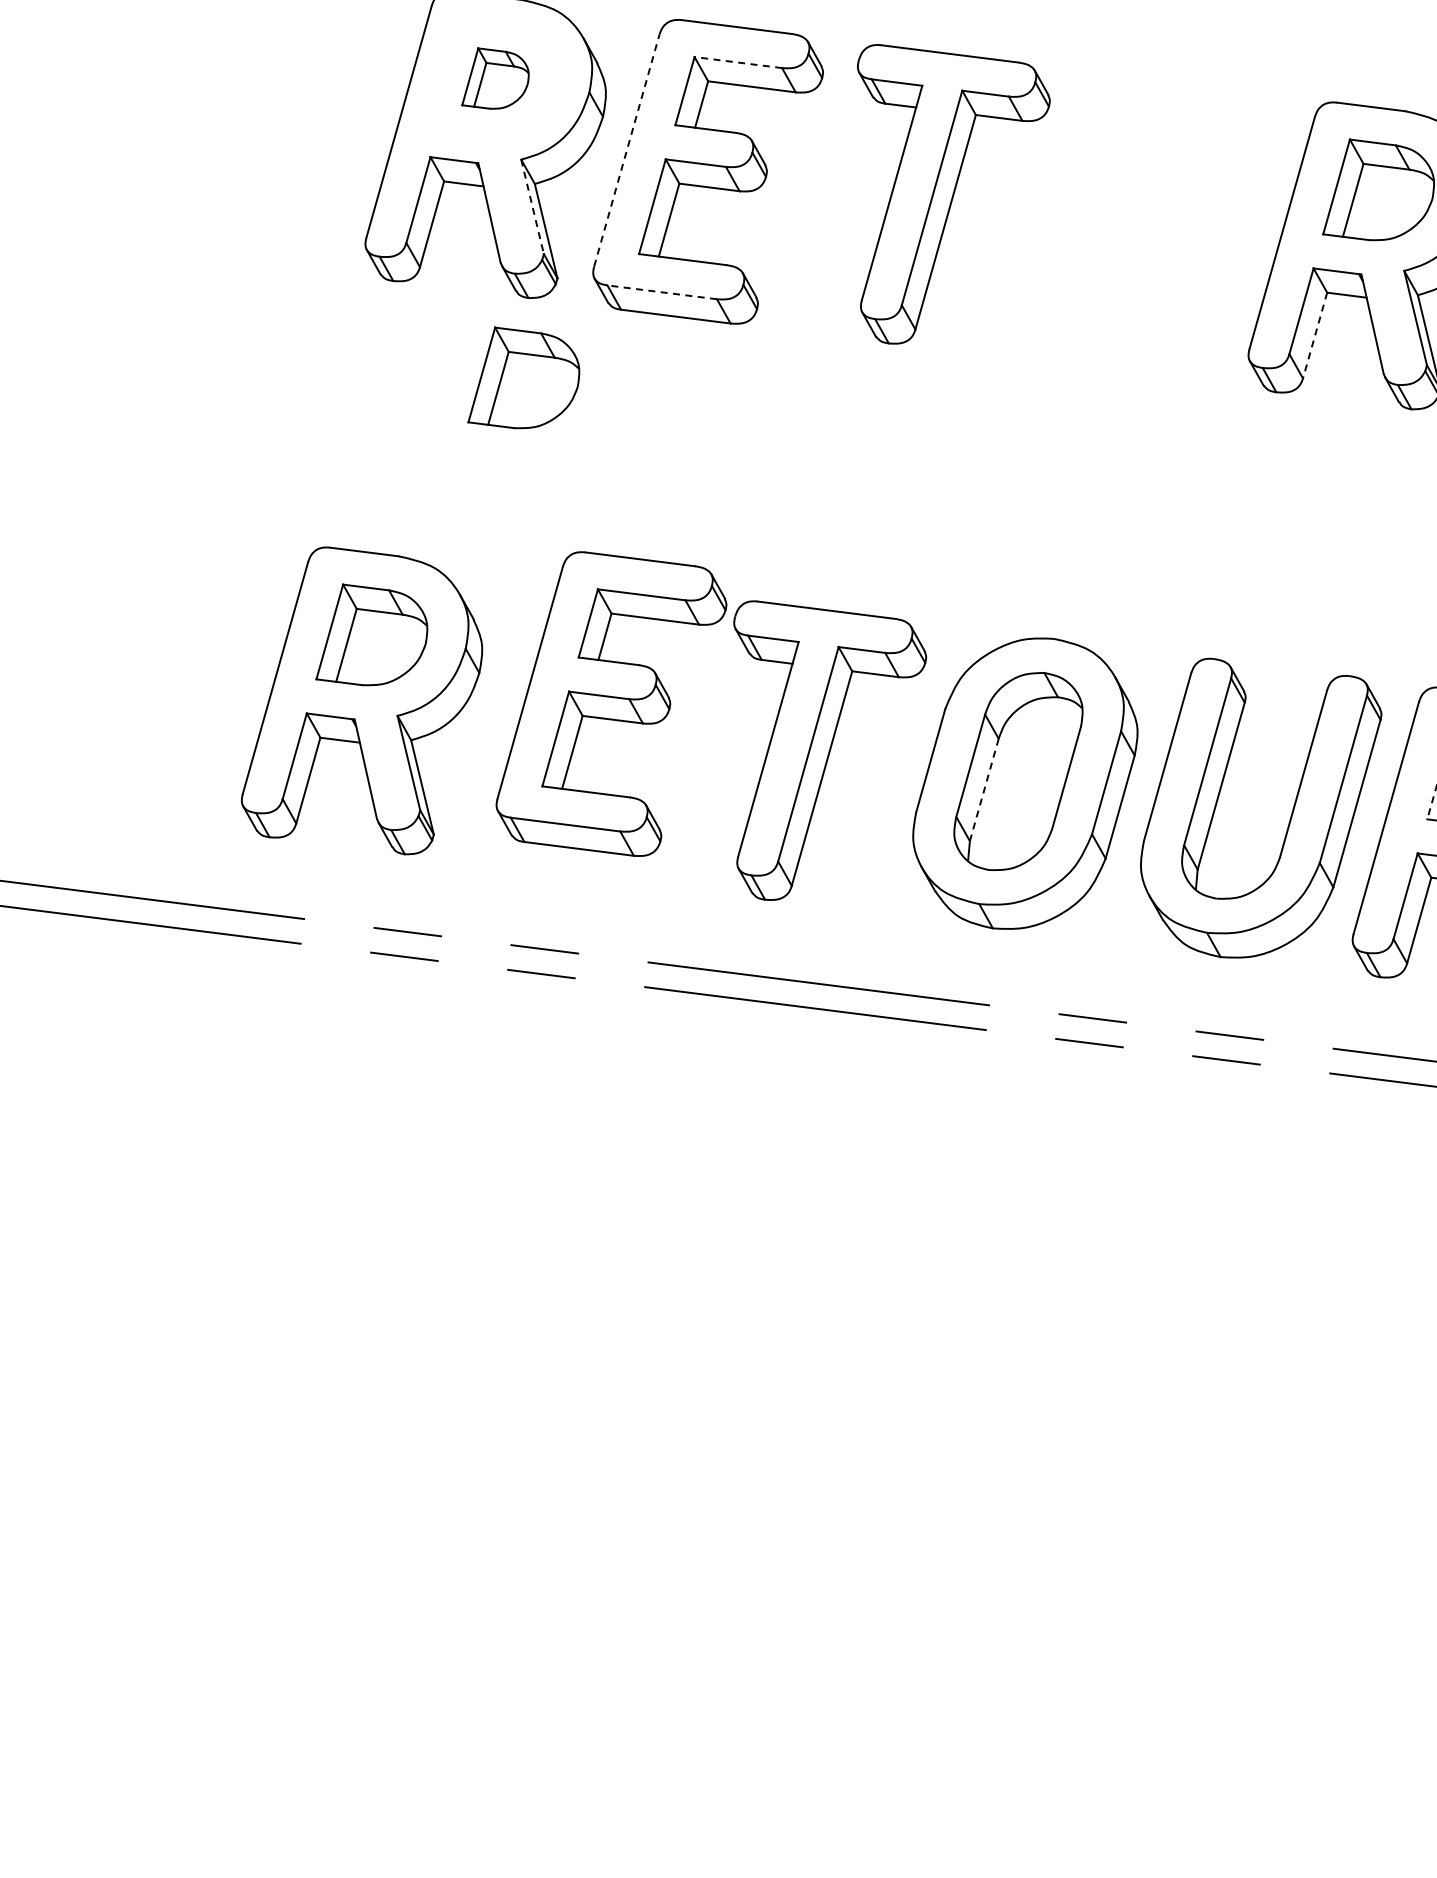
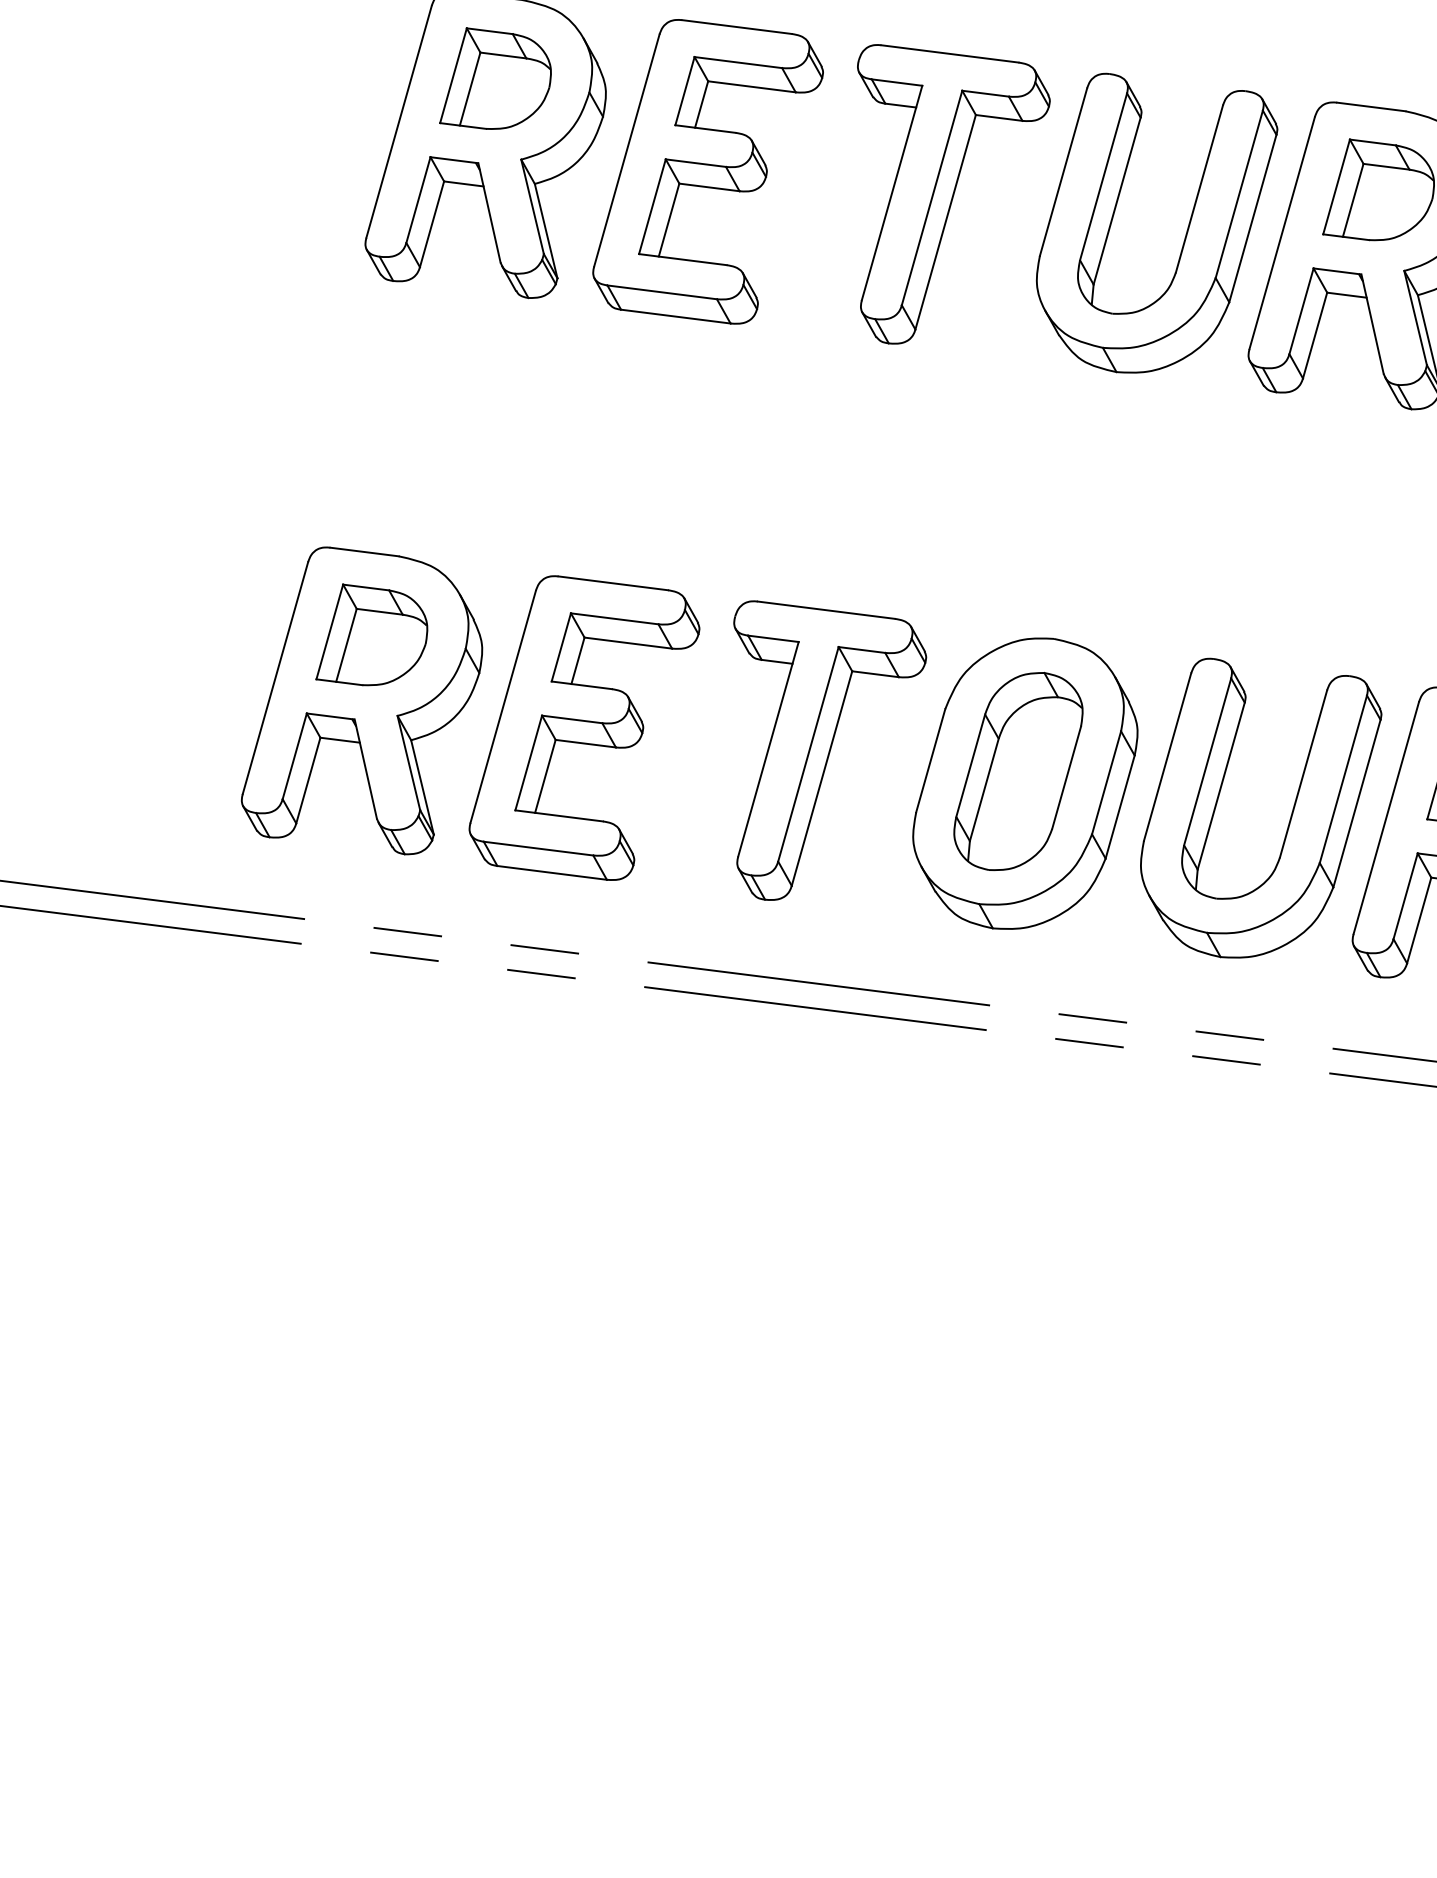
line: dashed -> solid (737, 62)
part size: 69x63 px -> 113x103 px (495, 78)
line: dashed -> solid (627, 150)
line: dashed -> solid (532, 206)
part: none -> present (1186, 230)
line: dashed -> solid (661, 292)
line: dashed -> solid (1315, 335)
part: present -> none (523, 377)
part position: (611, 703) -> (584, 727) (584, 727)
line: dashed -> solid (984, 790)
line: dashed -> solid (1431, 803)
